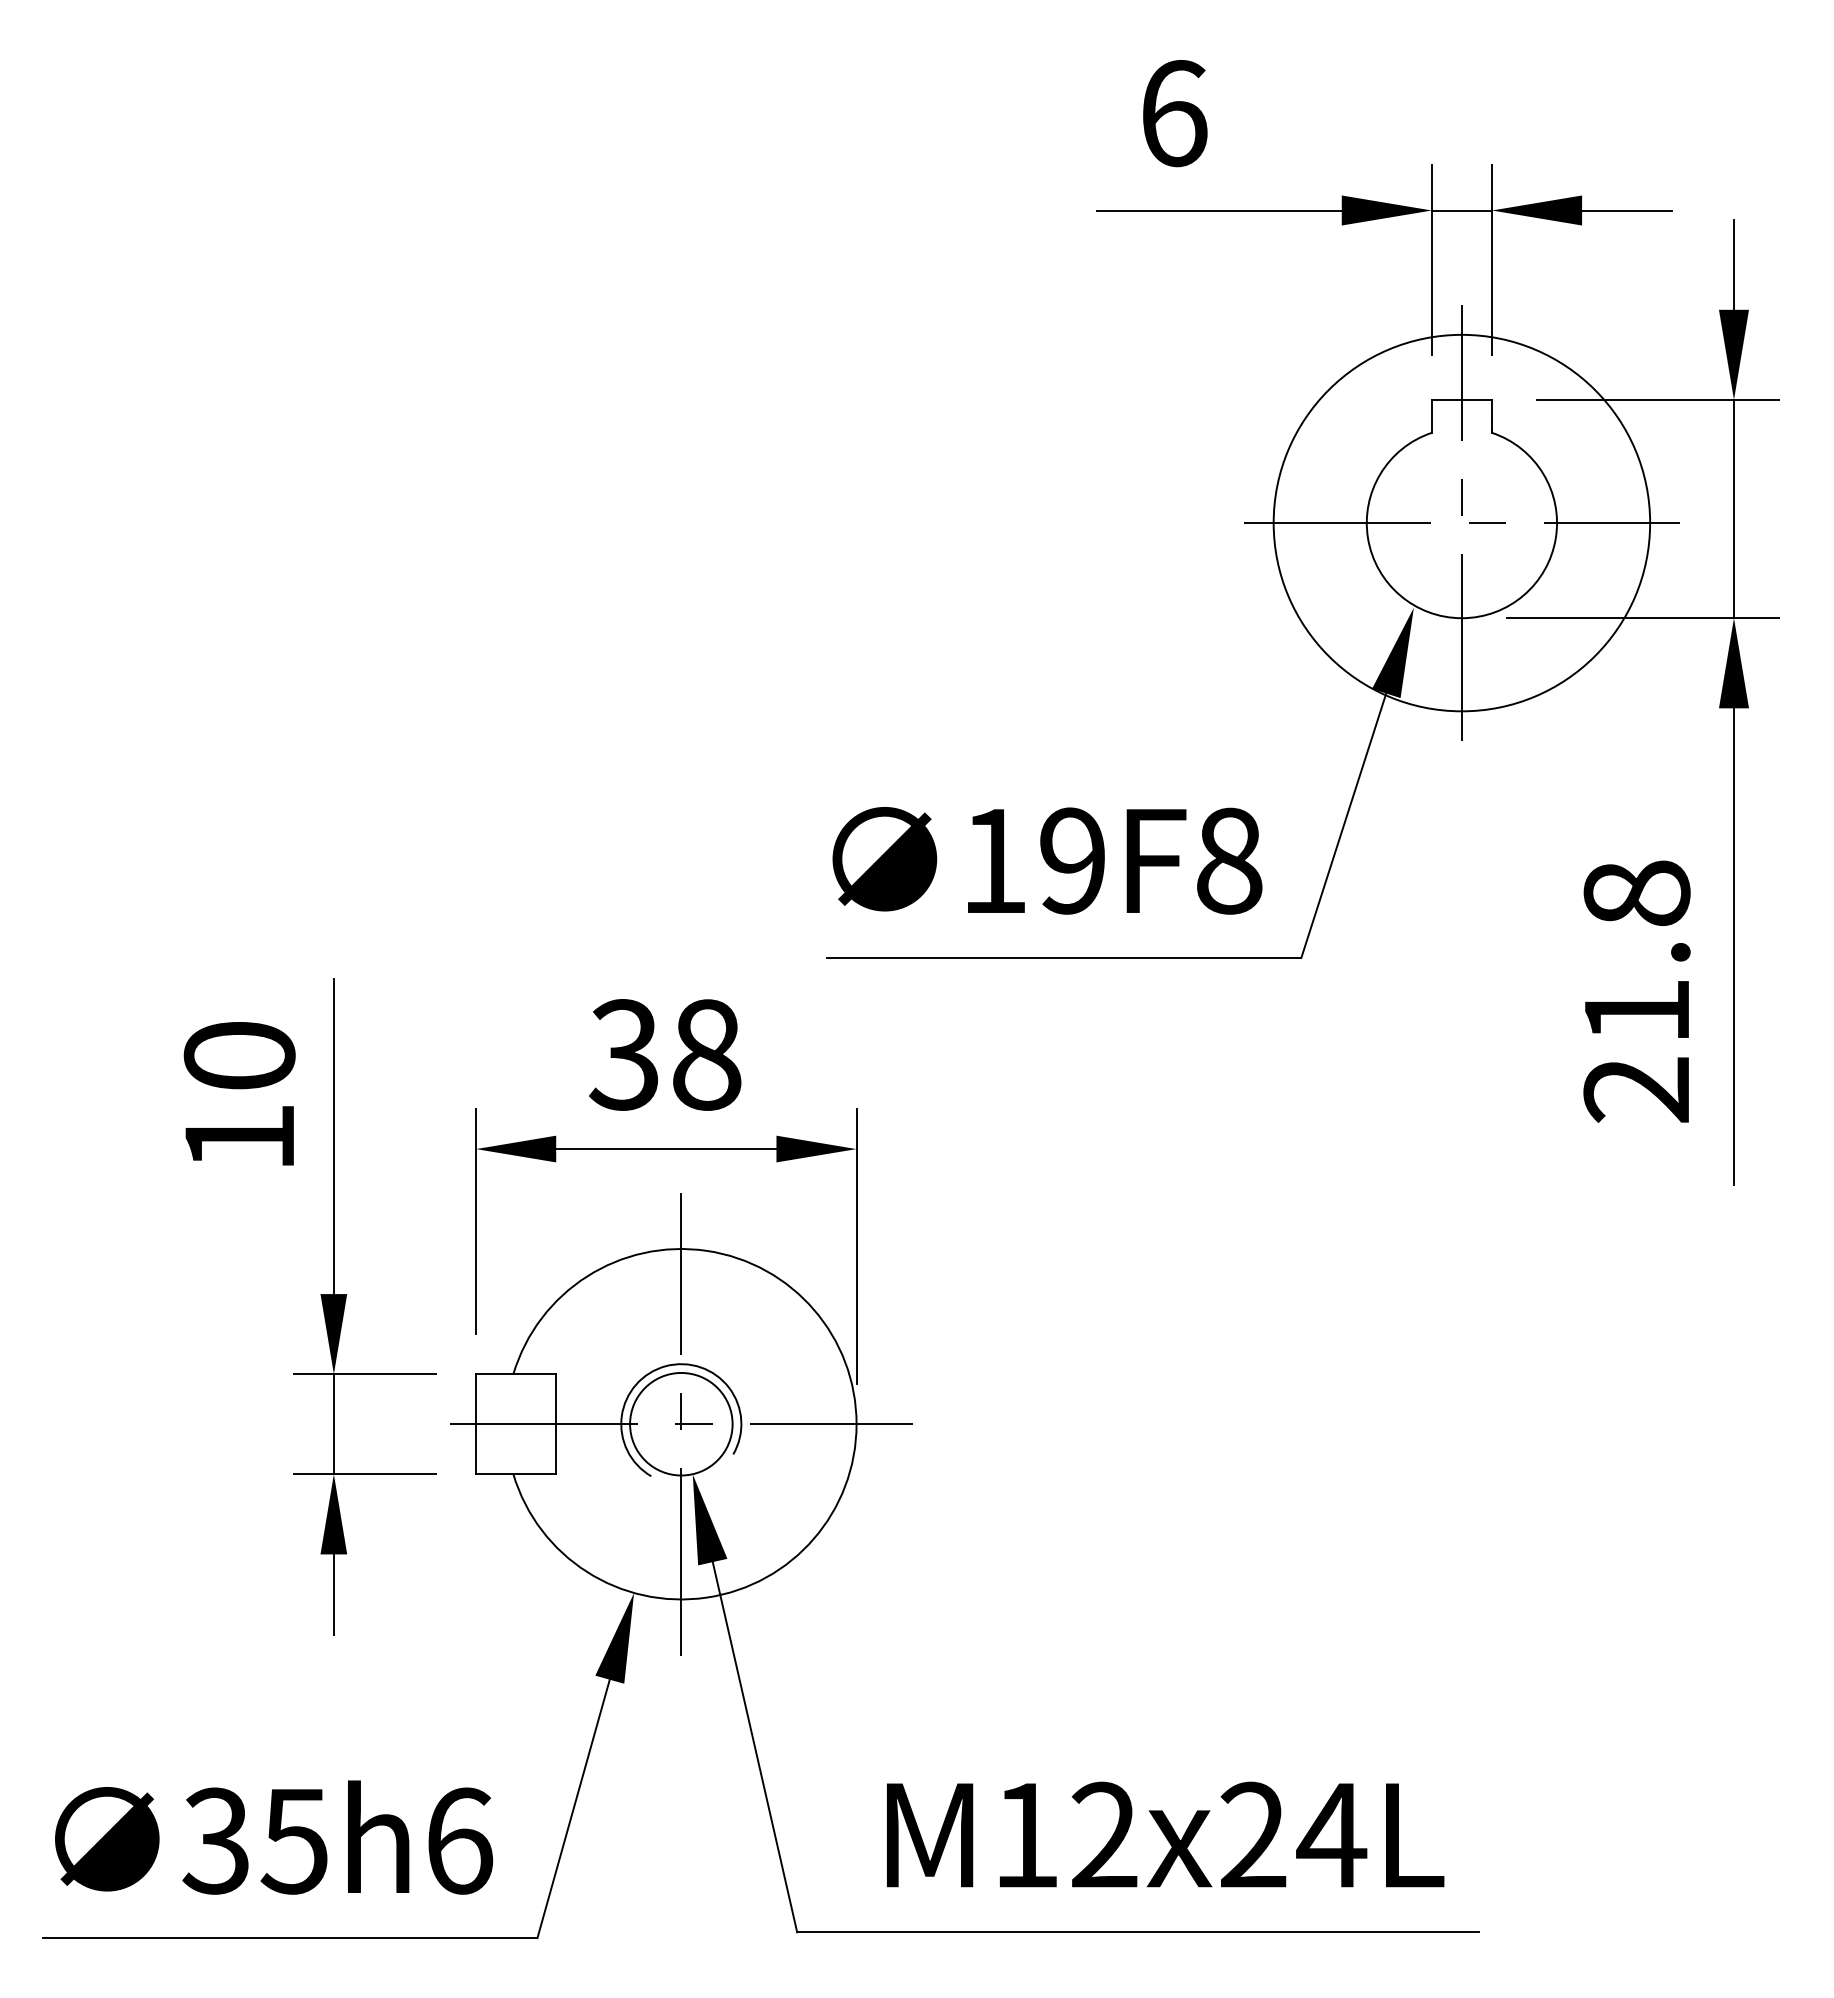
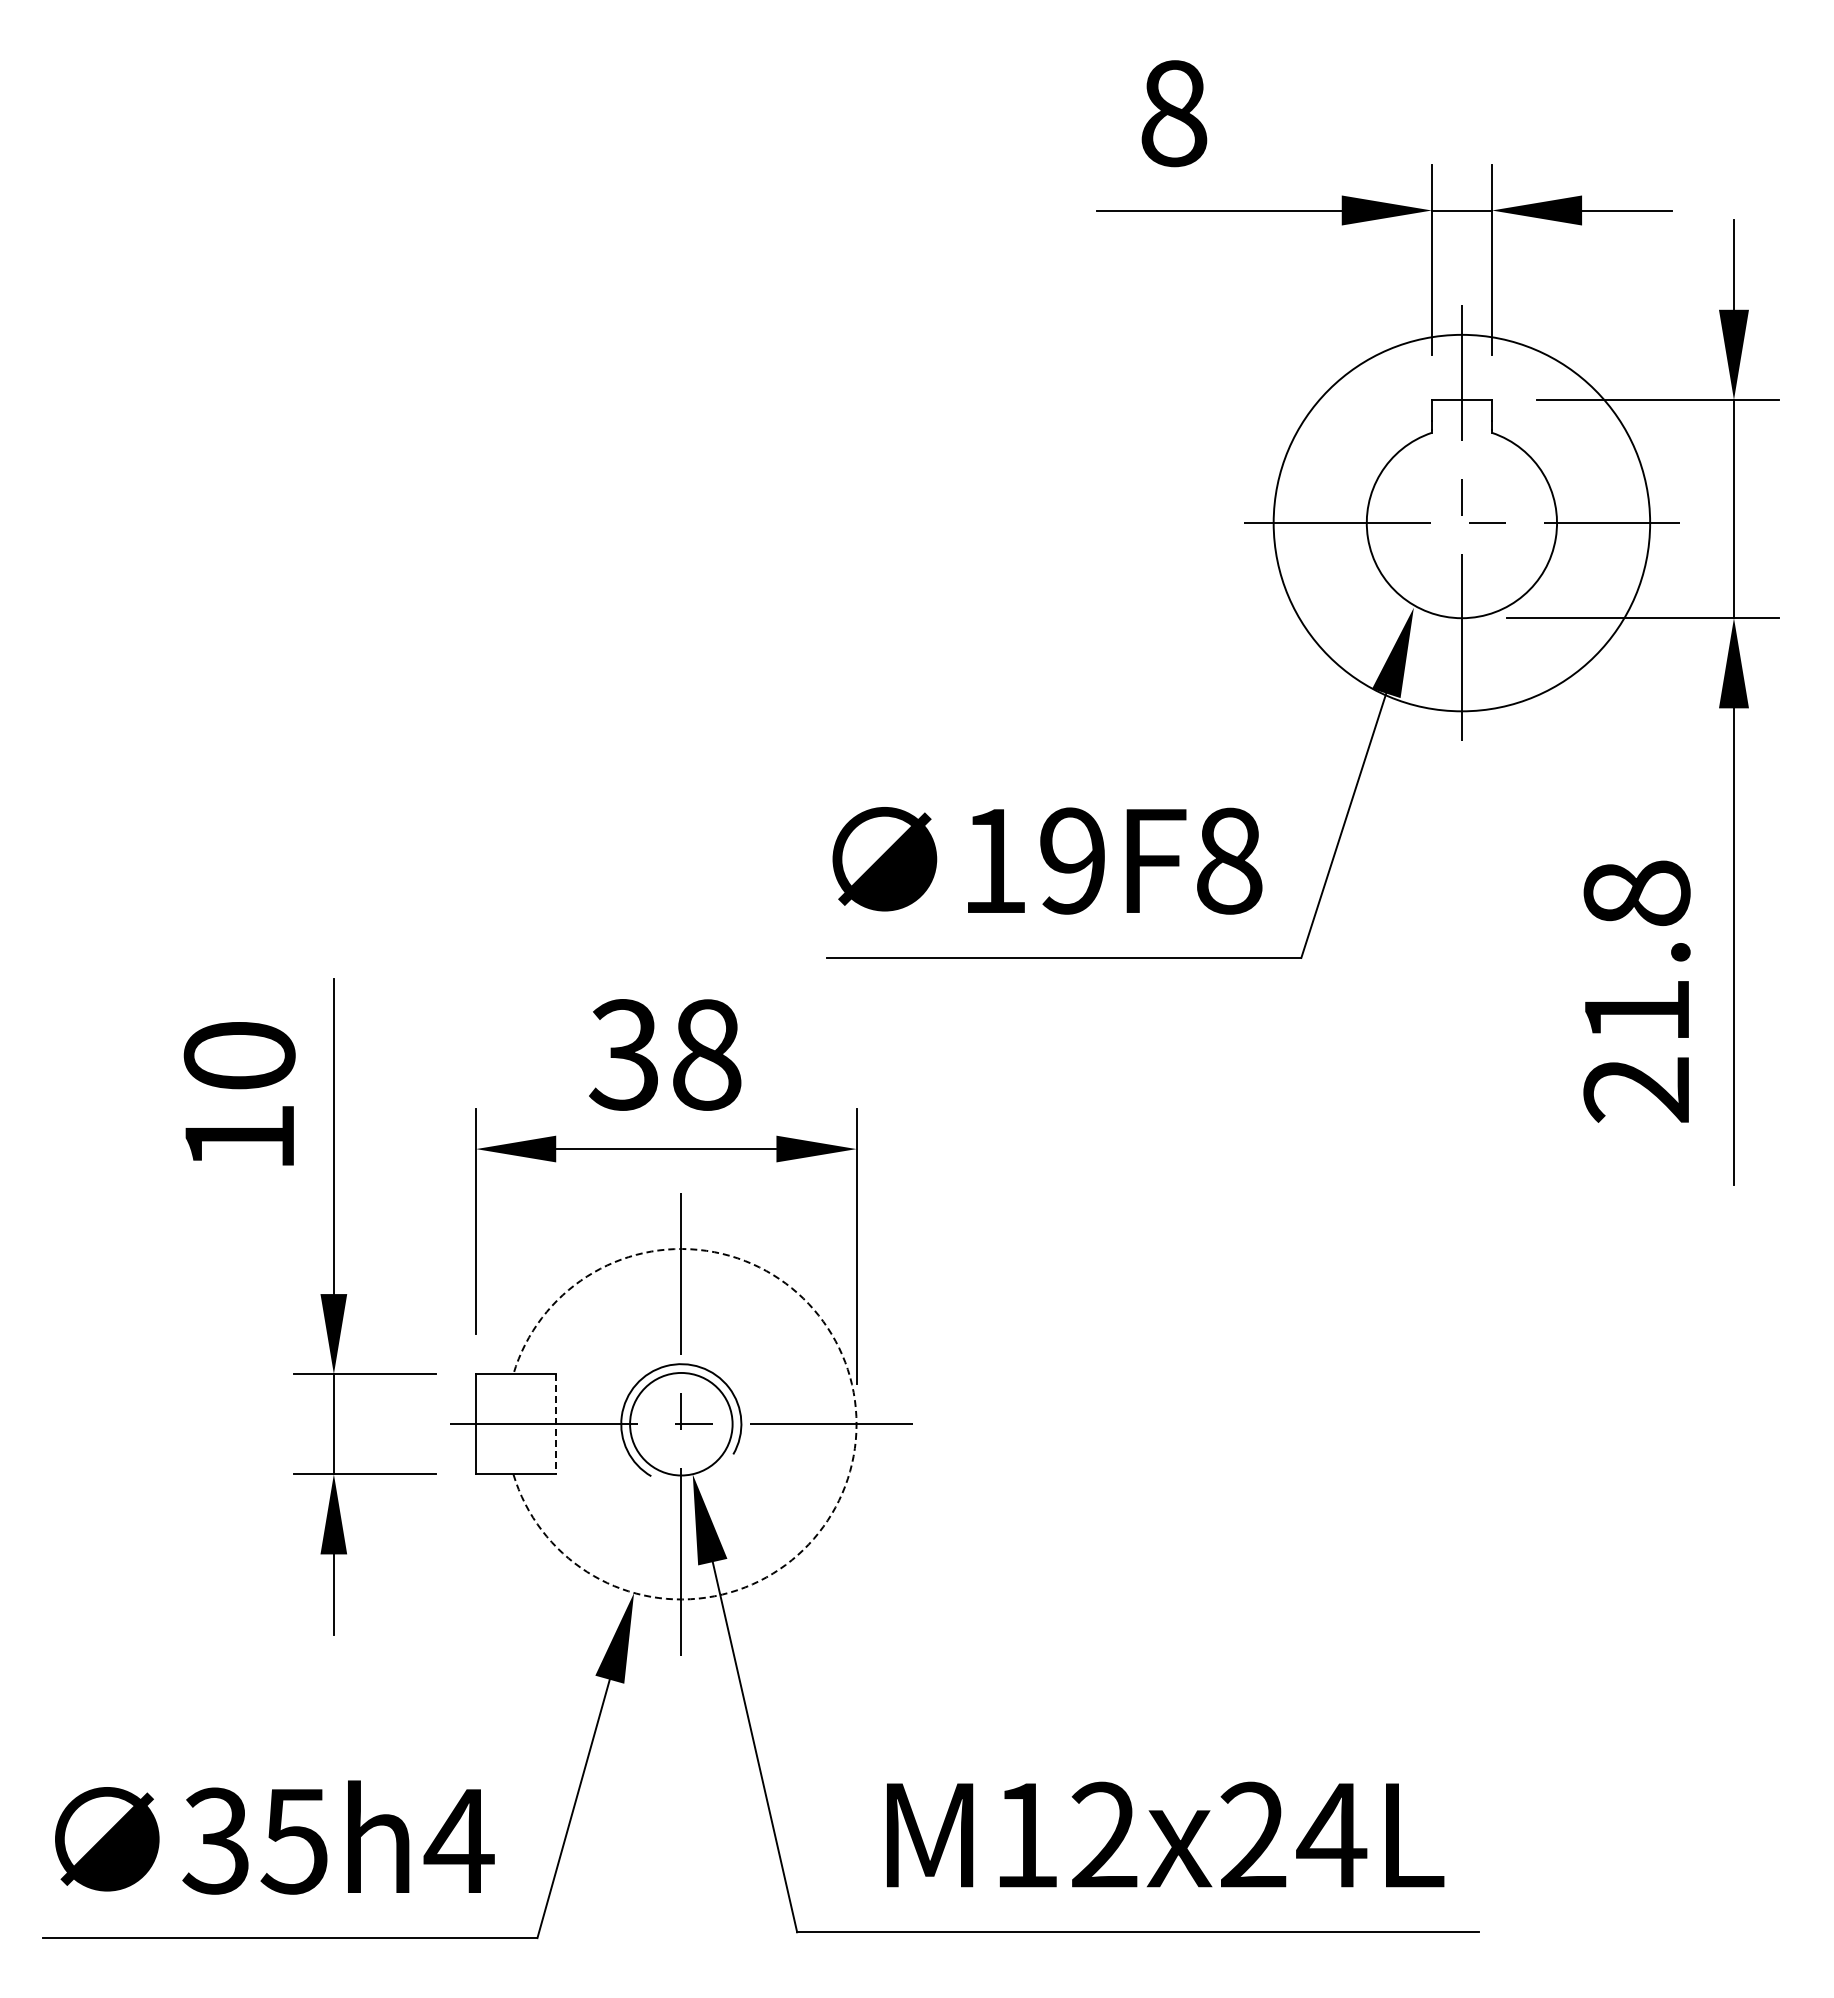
text: 6 -> 8 (1174, 113)
line: solid -> dashed (556, 1424)
arc: solid -> dashed (856, 1424)
text: 35h6 -> 35h4 (458, 1840)
